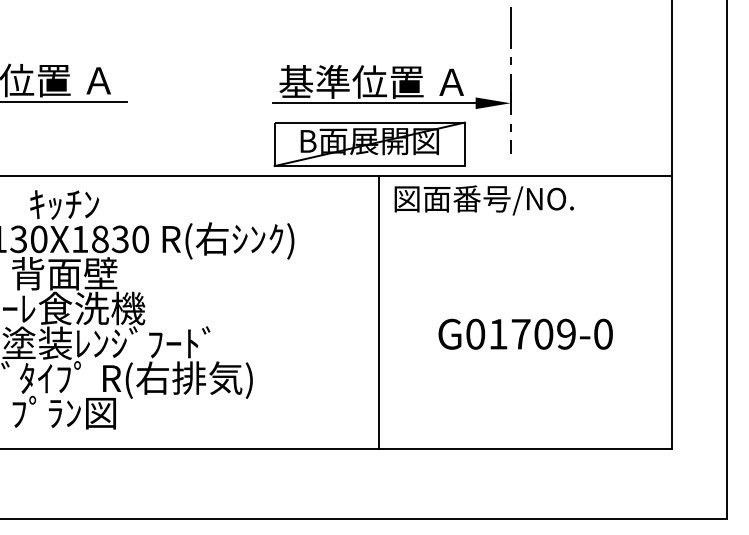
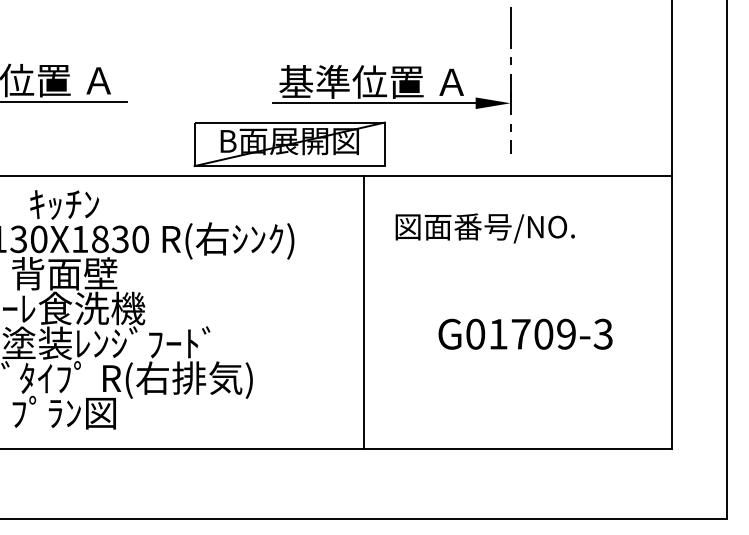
part position: (369, 143) -> (289, 143) (289, 143)
text position: (483, 200) -> (484, 228) (484, 228)
line position: (378, 312) -> (363, 312) (363, 312)
text: G01709-0 -> G01709-3 (602, 333)
